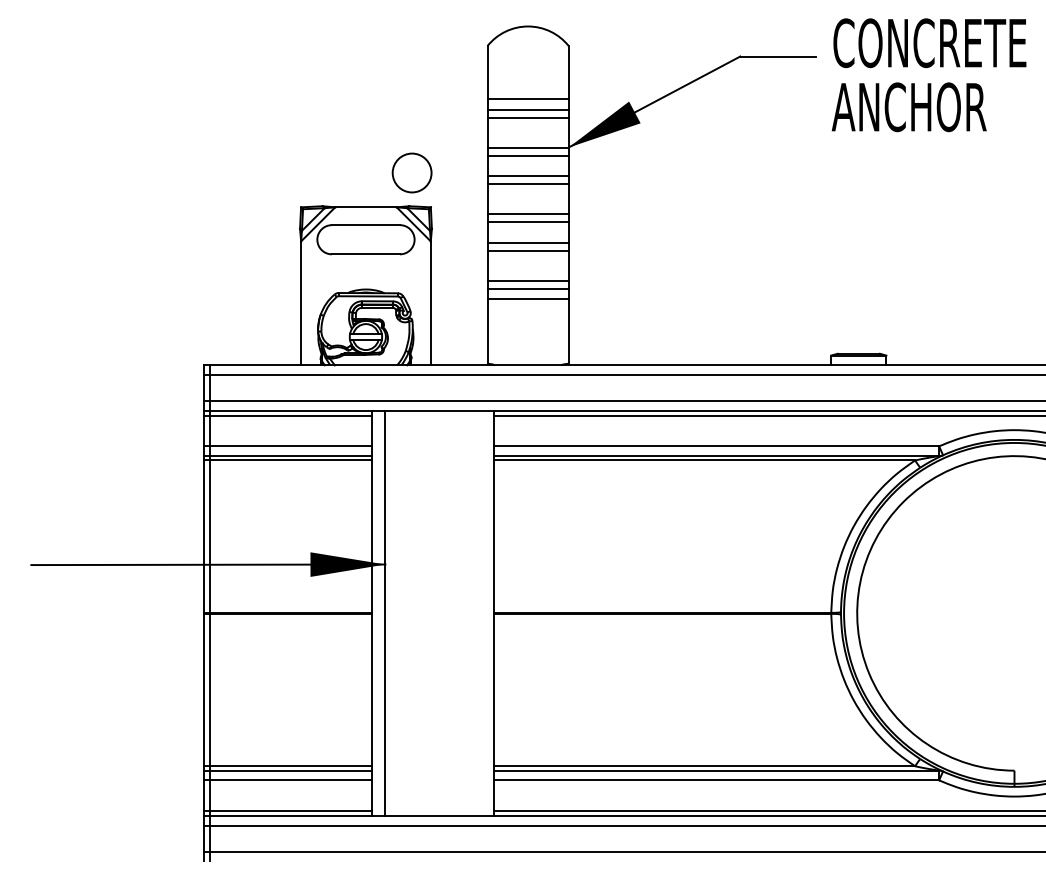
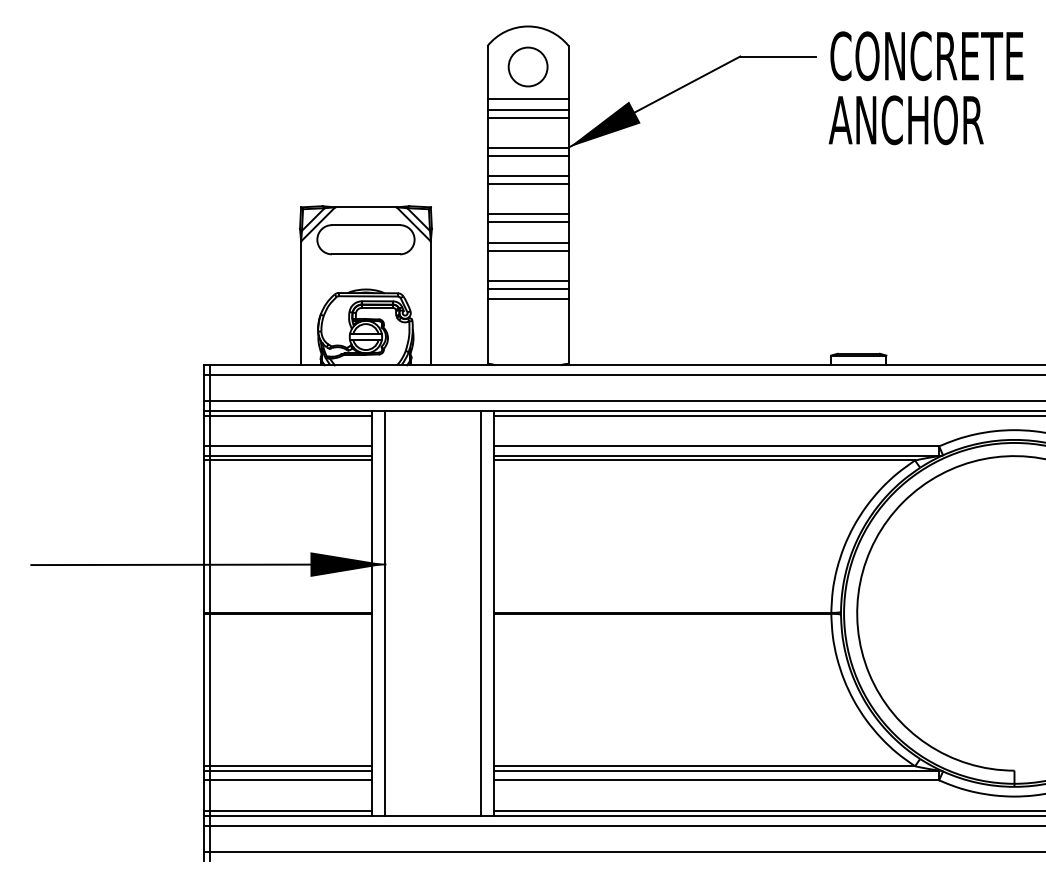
text position: (928, 75) -> (925, 88) (925, 88)
circle position: (411, 172) -> (527, 66) (527, 66)
line: none -> present (481, 613)
